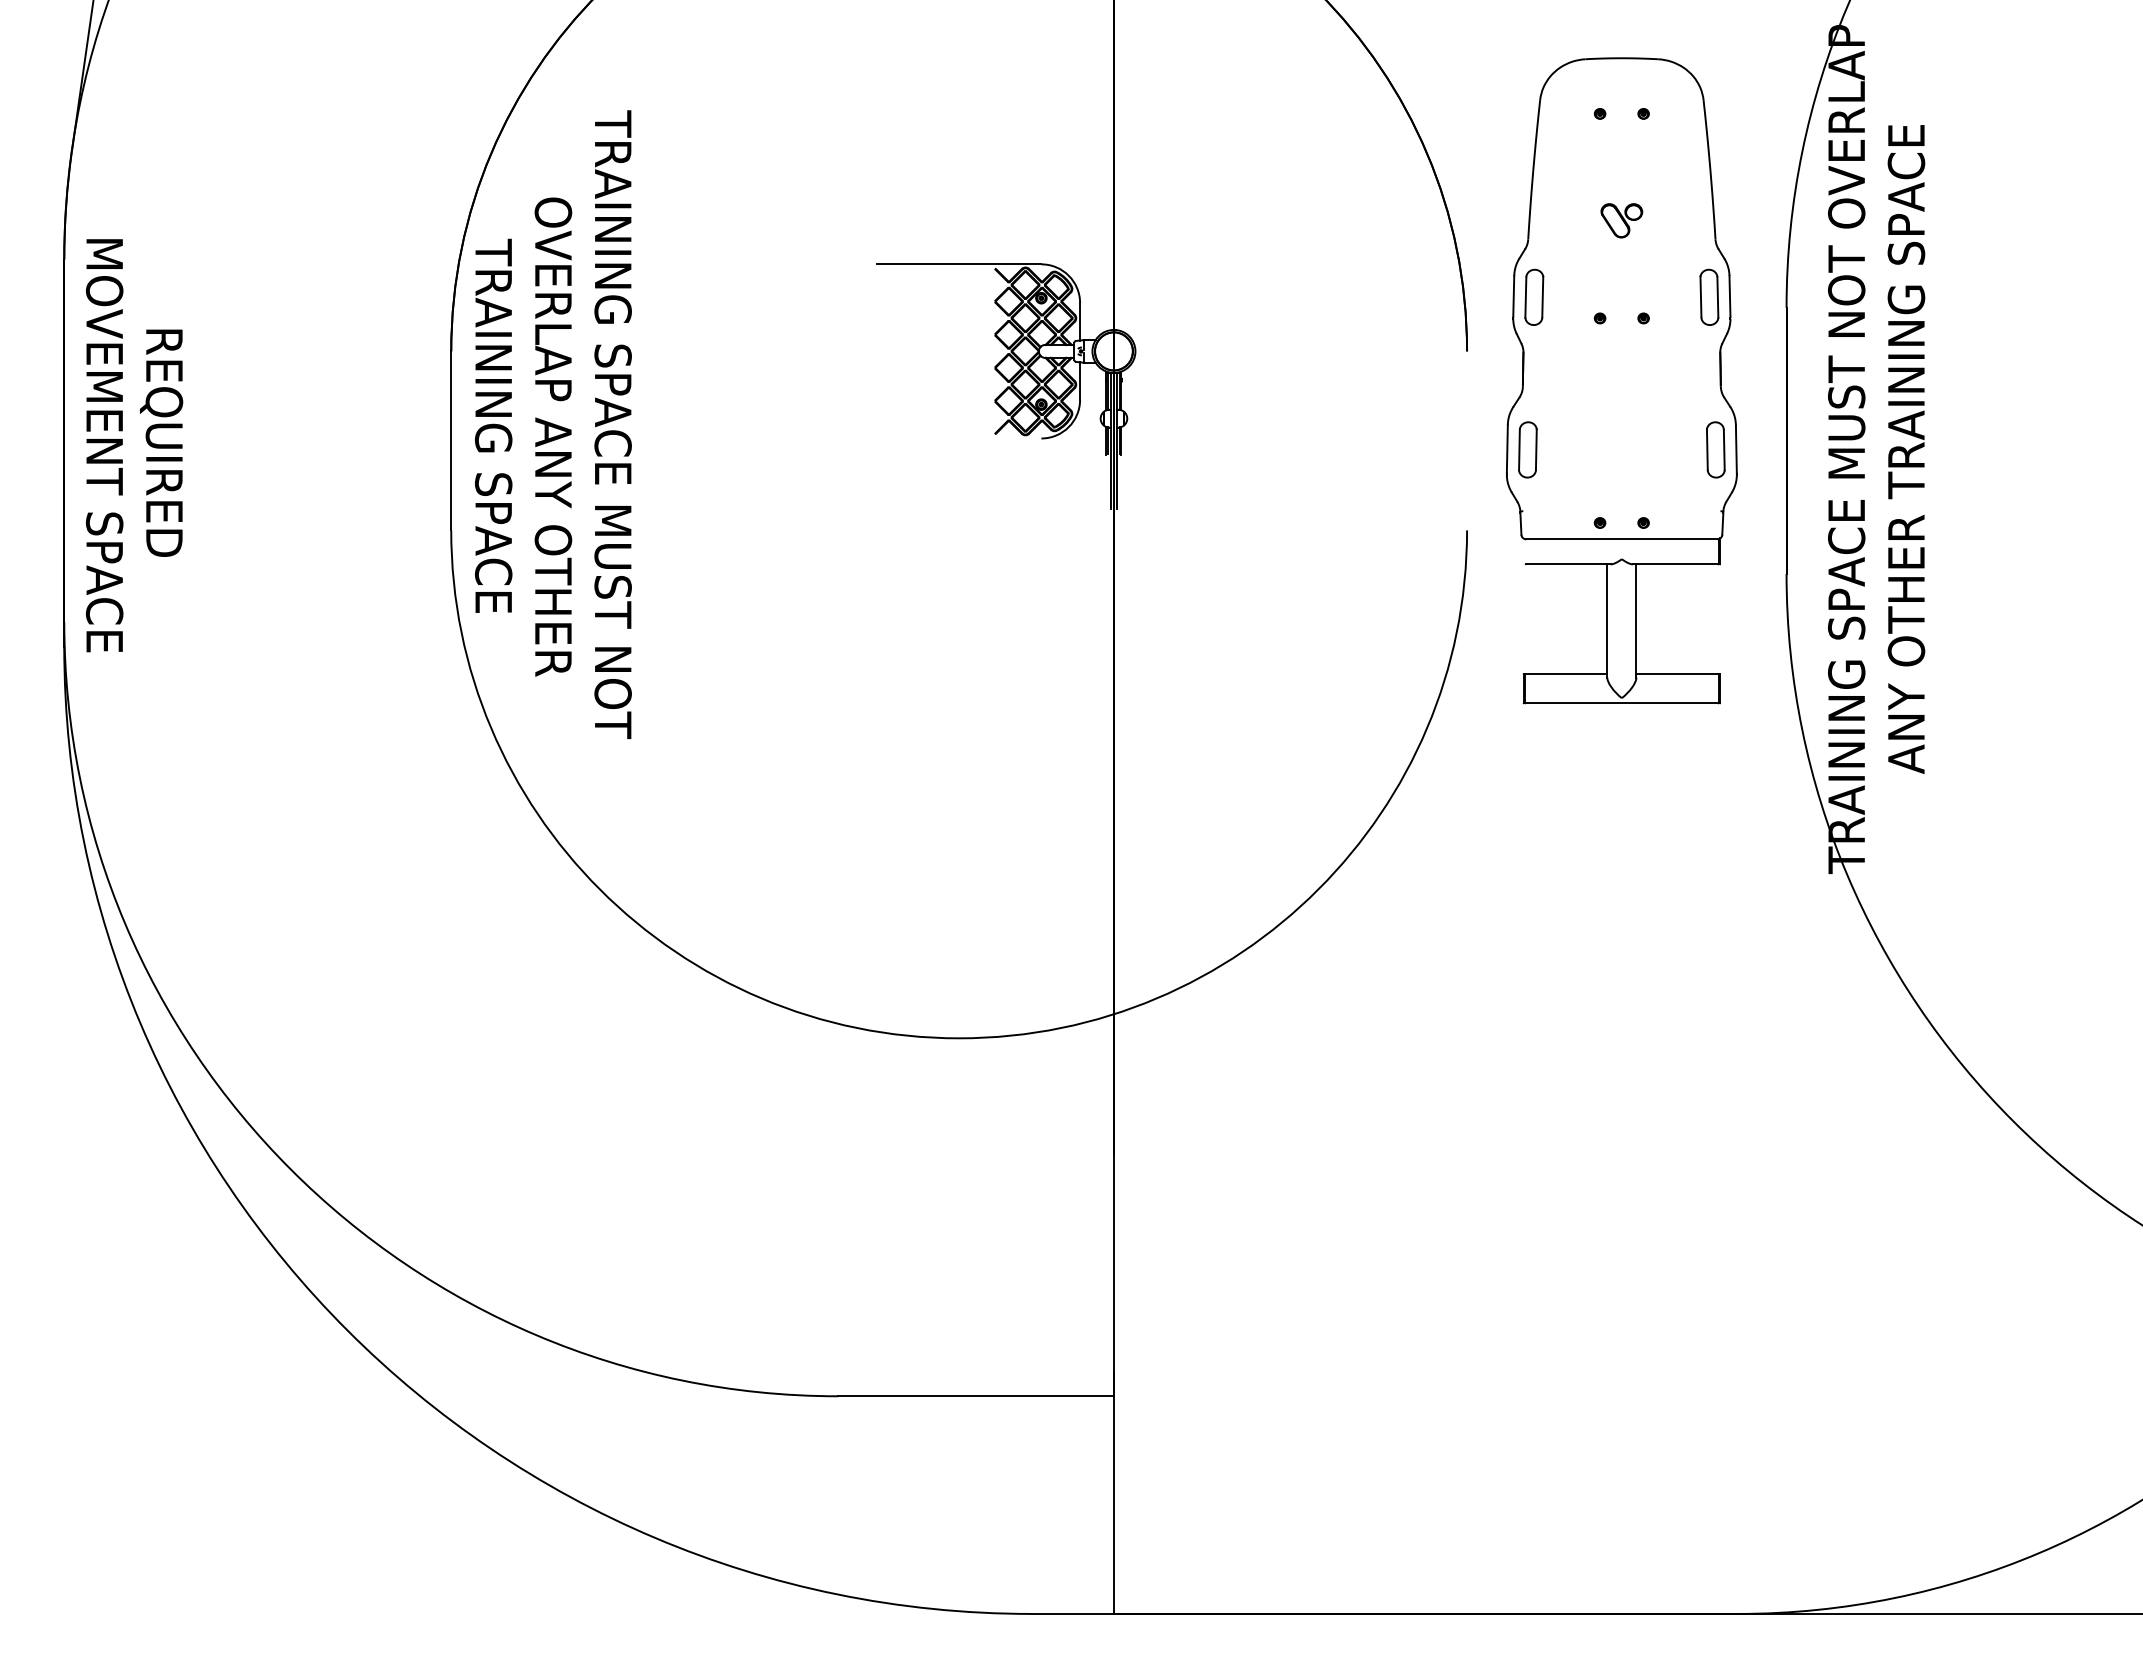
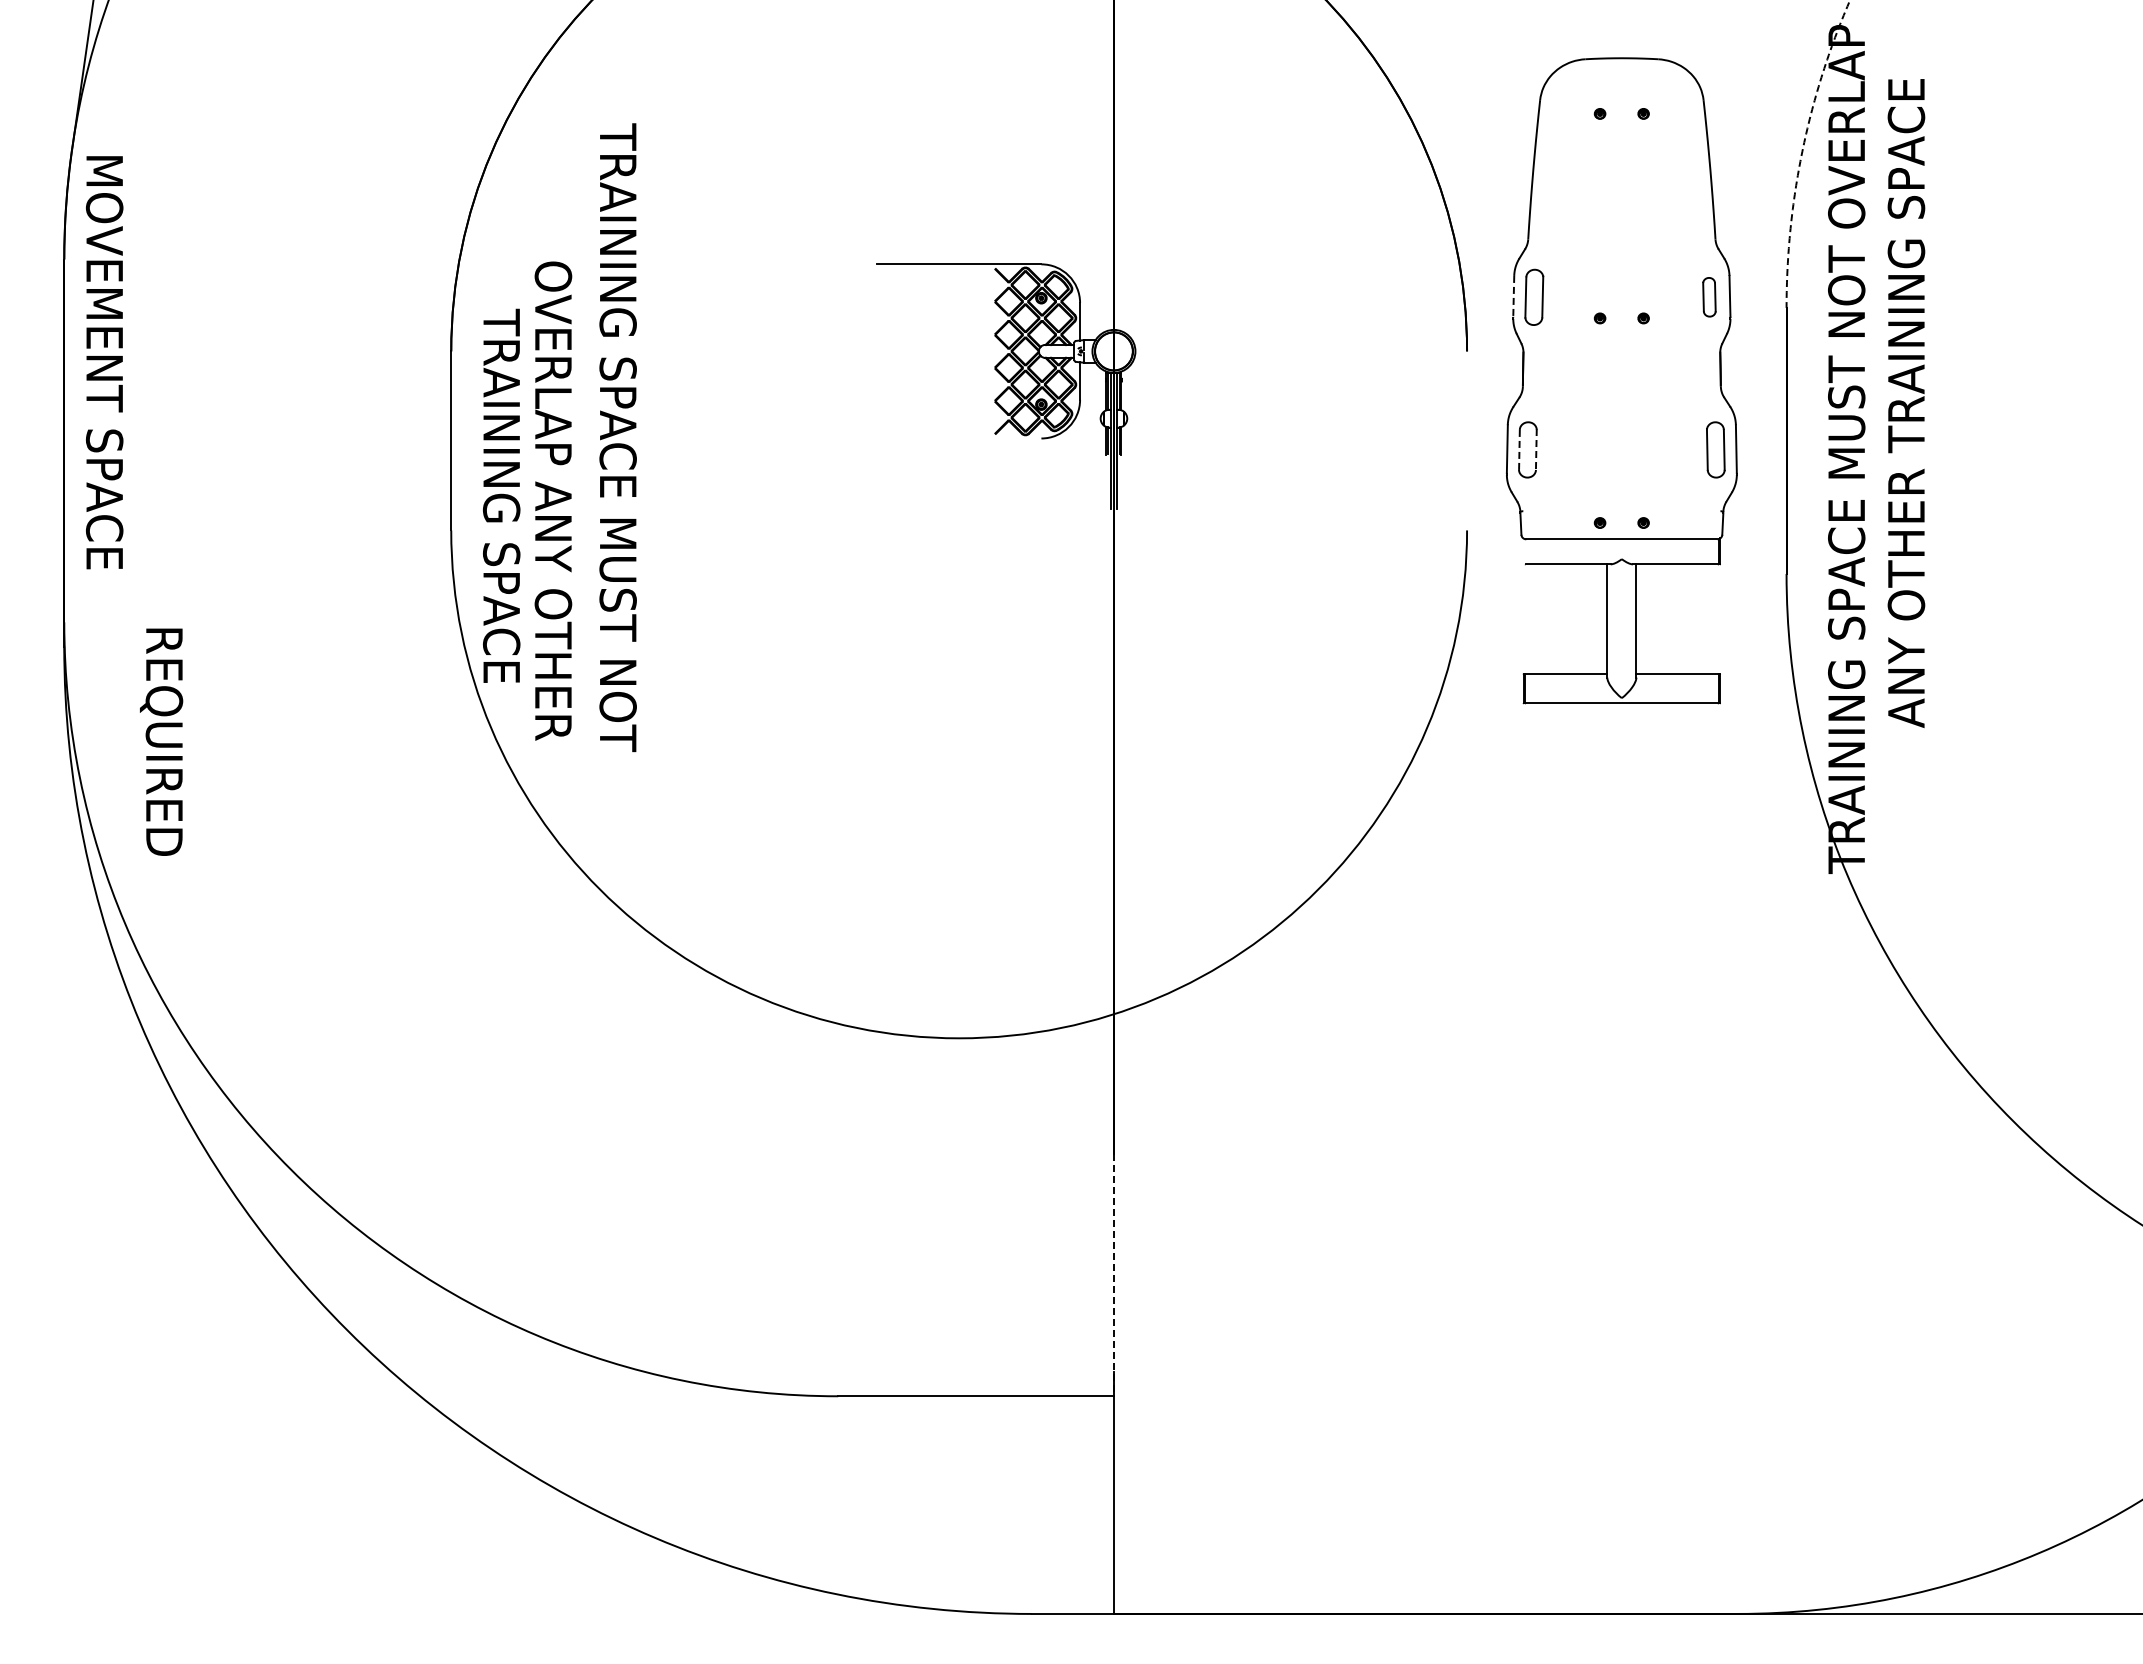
arc: solid -> dashed (1802, 150)
part: present -> none (1621, 220)
line: solid -> dashed (1513, 296)
part size: 21x58 px -> 15x41 px (1709, 297)
text position: (612, 424) -> (617, 437) (617, 437)
text position: (493, 425) -> (501, 495) (501, 495)
text position: (553, 436) -> (553, 500) (553, 500)
text position: (161, 442) -> (161, 741) (161, 741)
text position: (104, 445) -> (104, 362) (104, 362)
line: solid -> dashed (1536, 449)
text position: (1906, 449) -> (1906, 403) (1906, 403)
line: solid -> dashed (1519, 450)
line: solid -> dashed (1113, 1275)
